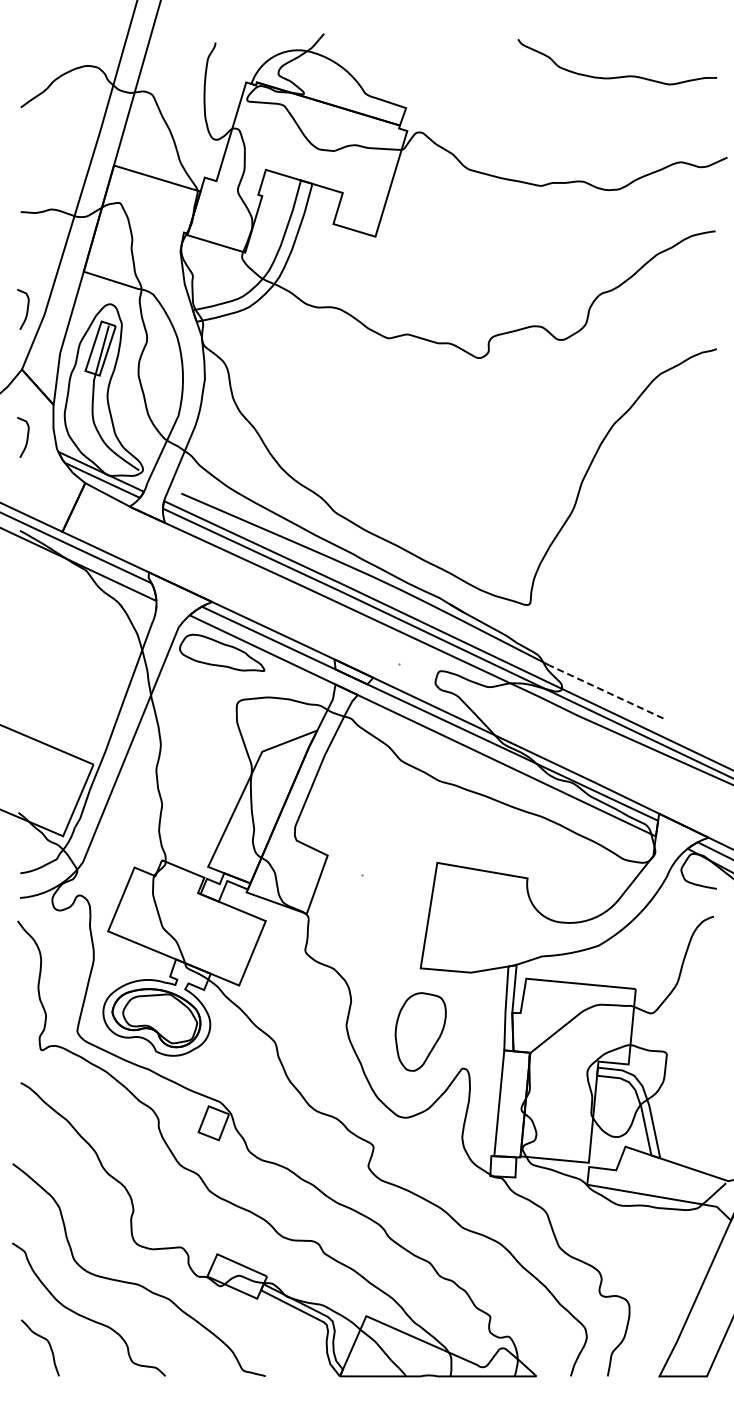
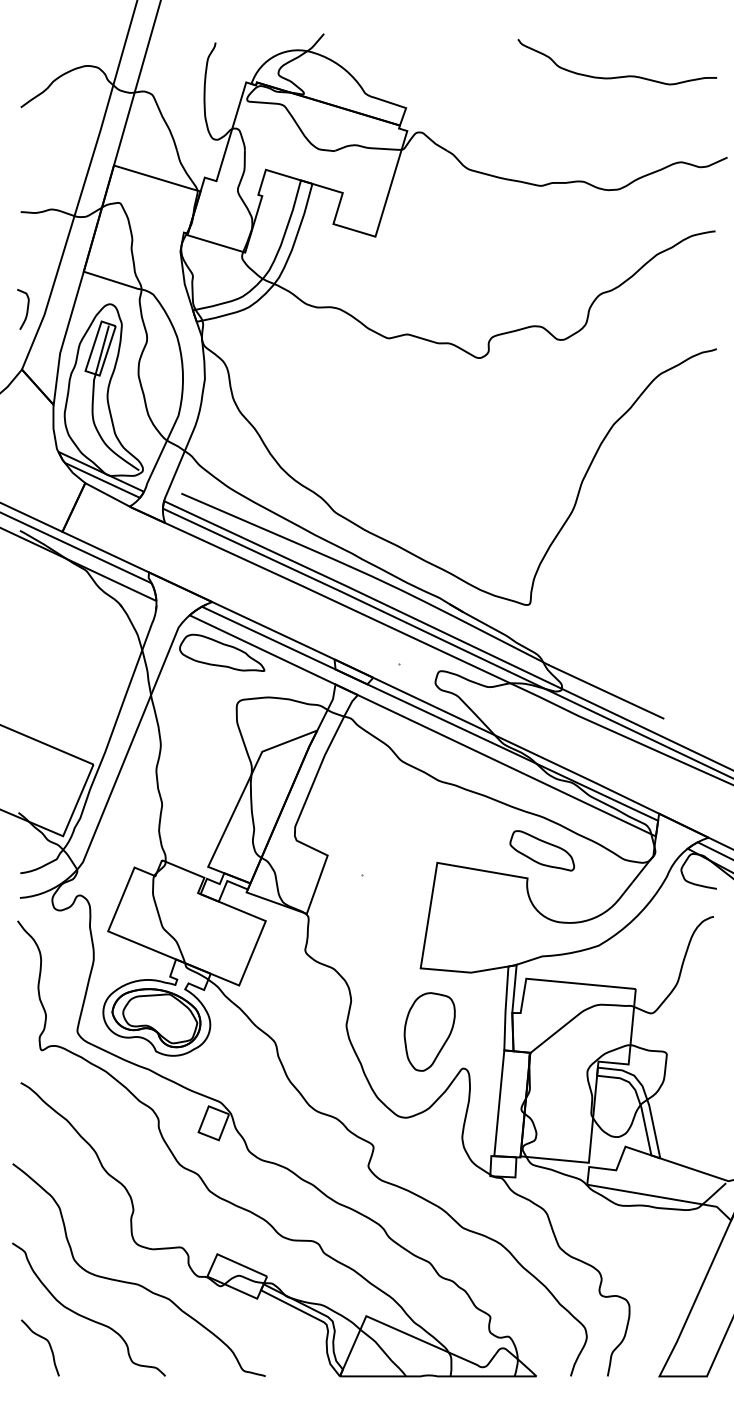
curve: present -> none (26, 437)
line: dashed -> solid (606, 691)
part: none -> present (541, 850)
part position: (420, 1031) -> (429, 1031) (429, 1031)
